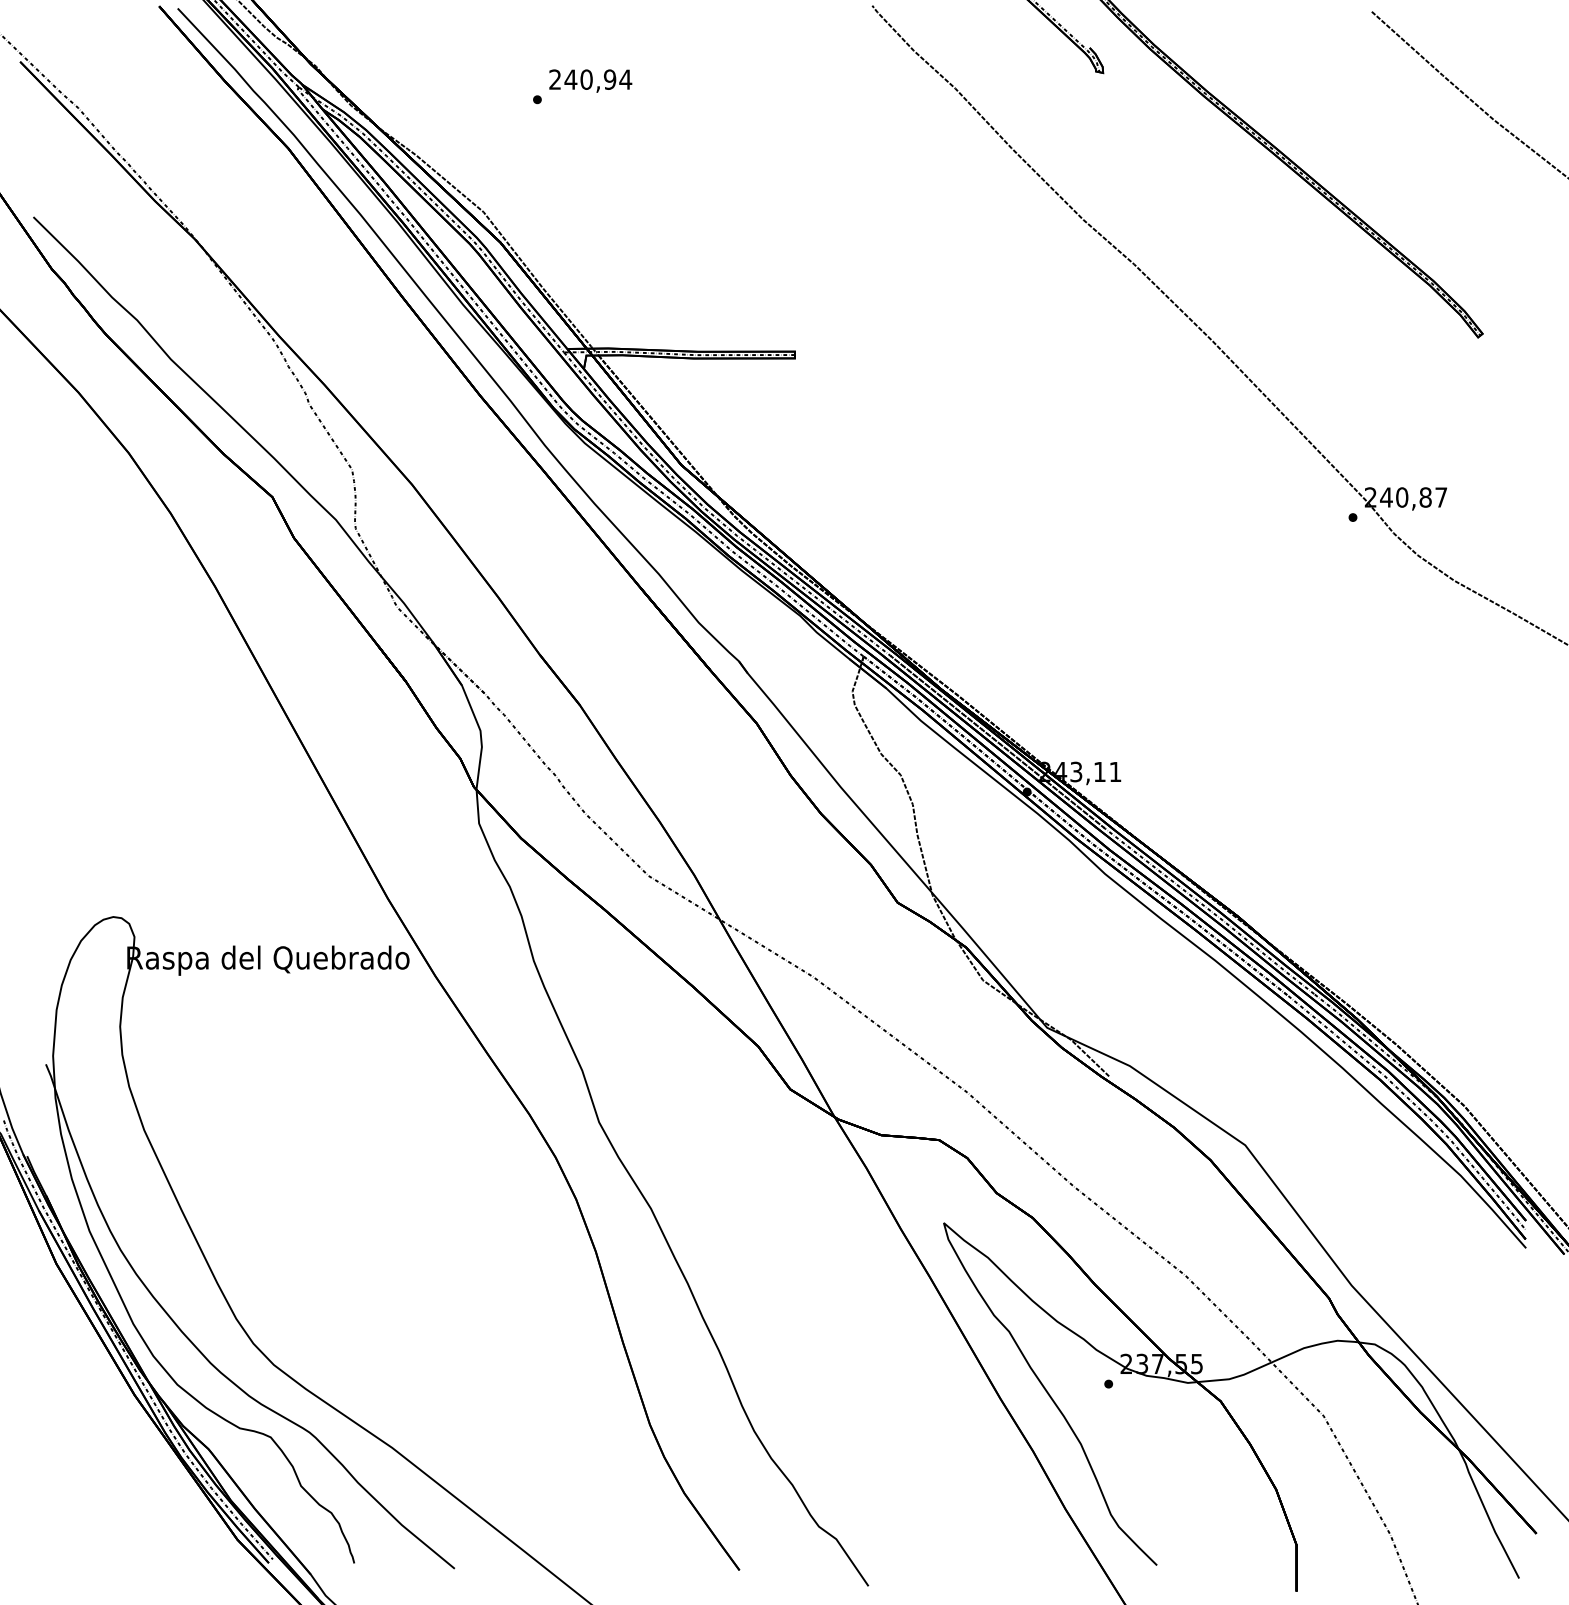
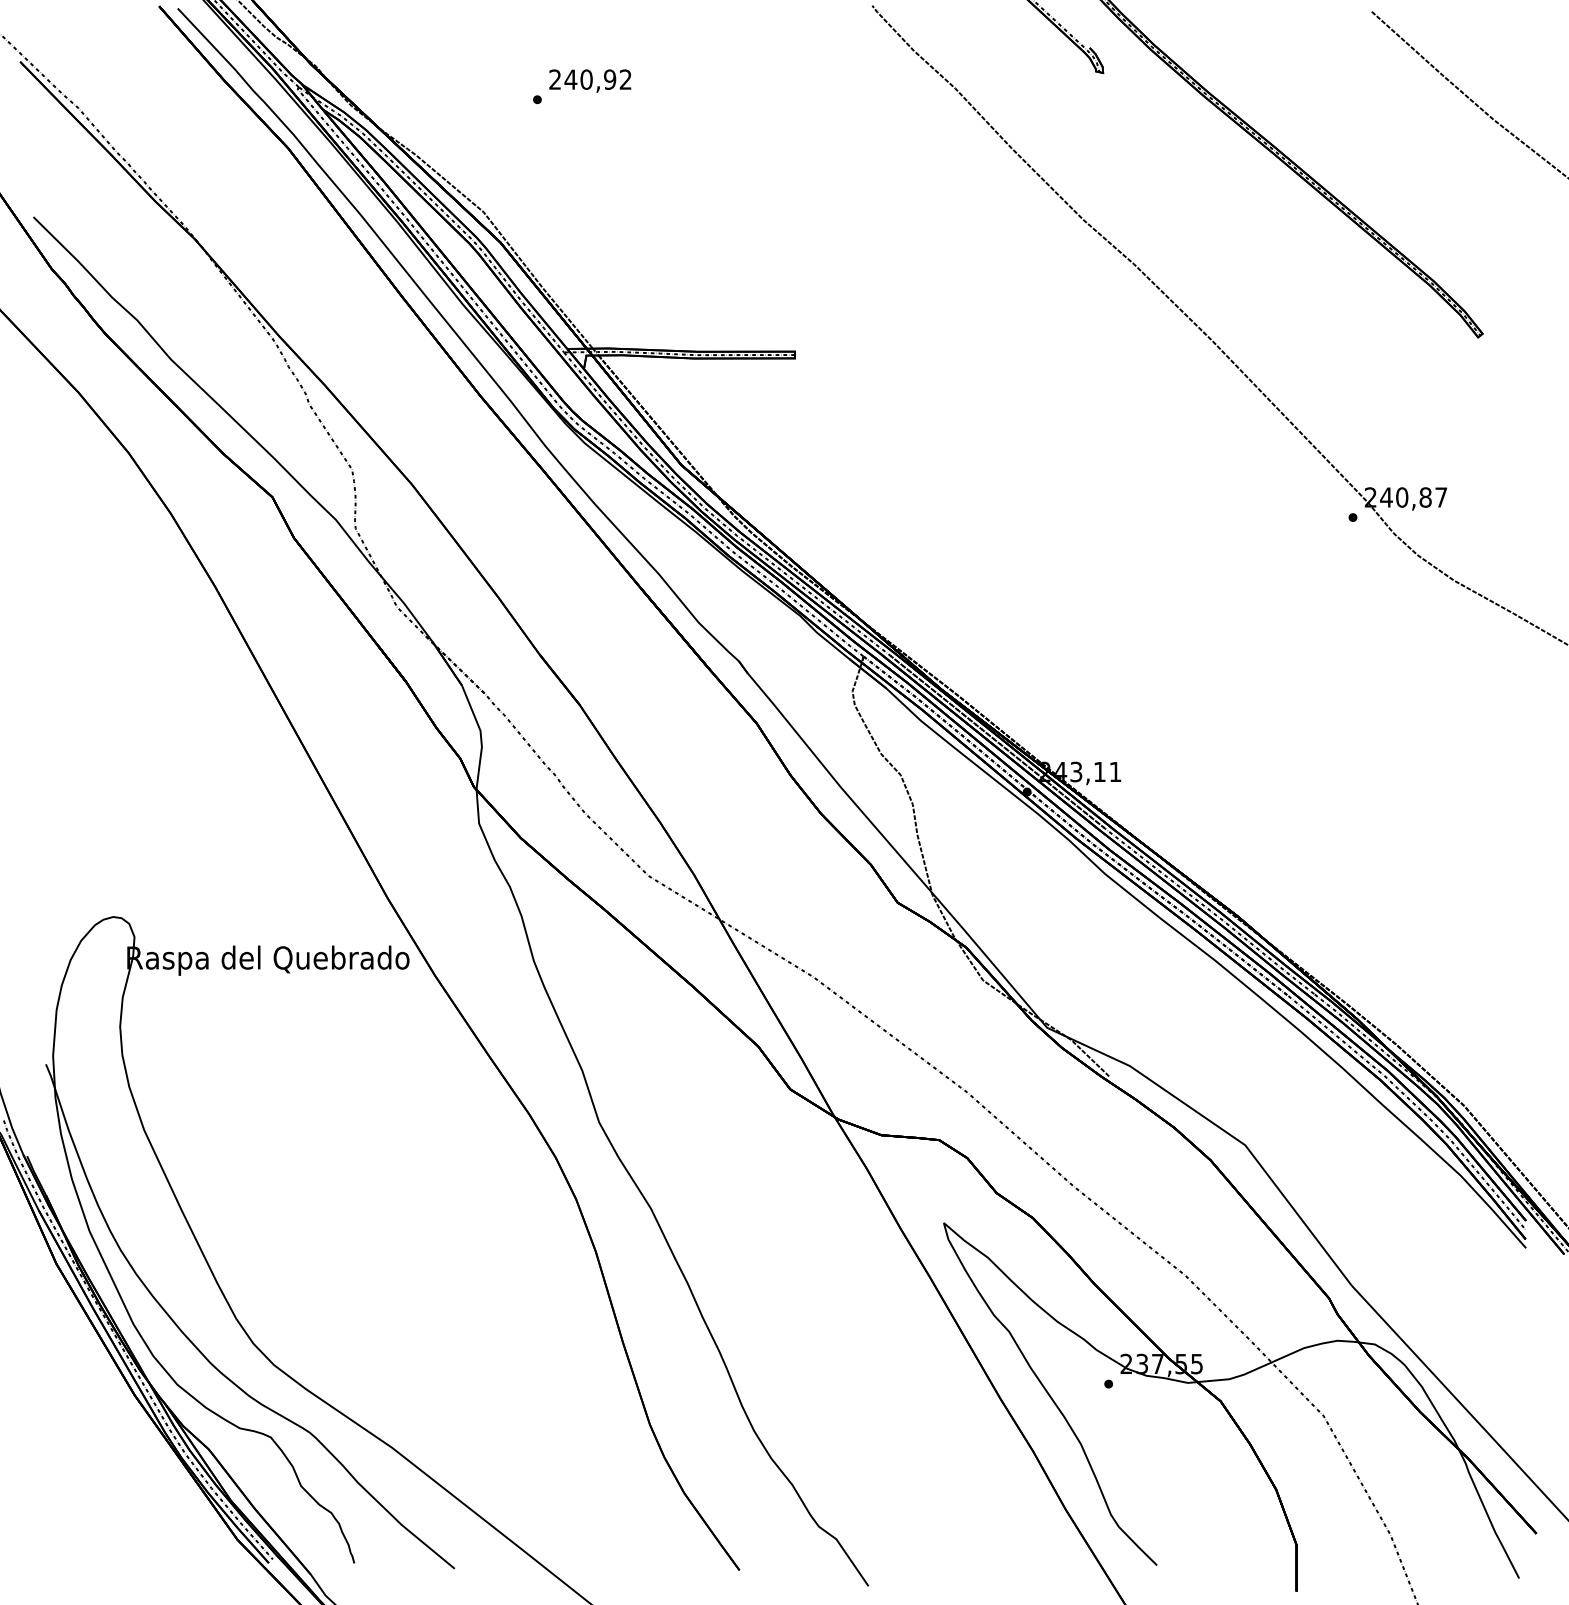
text: 240,94 -> 240,92 (625, 79)
